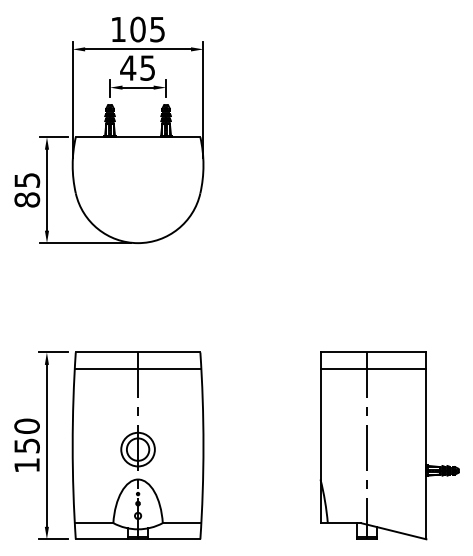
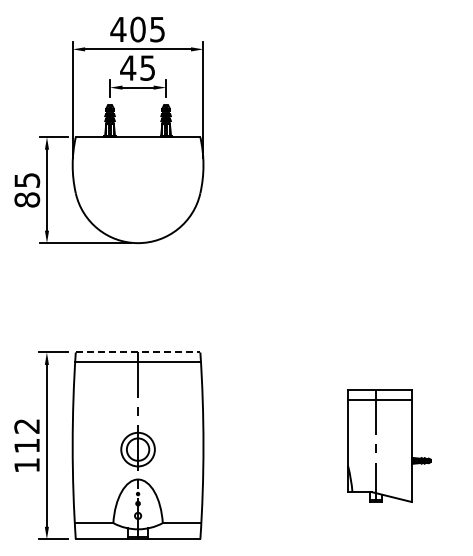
text: 105 -> 405 (118, 29)
line: solid -> dashed (138, 352)
line position: (137, 368) -> (137, 361) (137, 361)
text: 150 -> 112 (26, 435)
part size: 141x190 px -> 85x114 px (389, 445)
